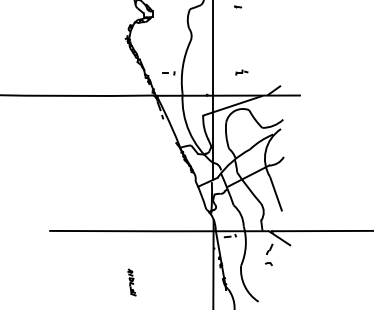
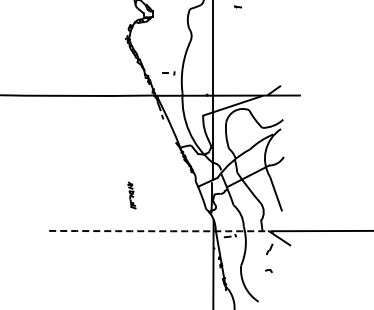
part: present -> none (241, 72)
arc: solid -> dashed (159, 231)
part position: (268, 264) -> (268, 271) (268, 271)
part position: (131, 282) -> (131, 195) (131, 195)
